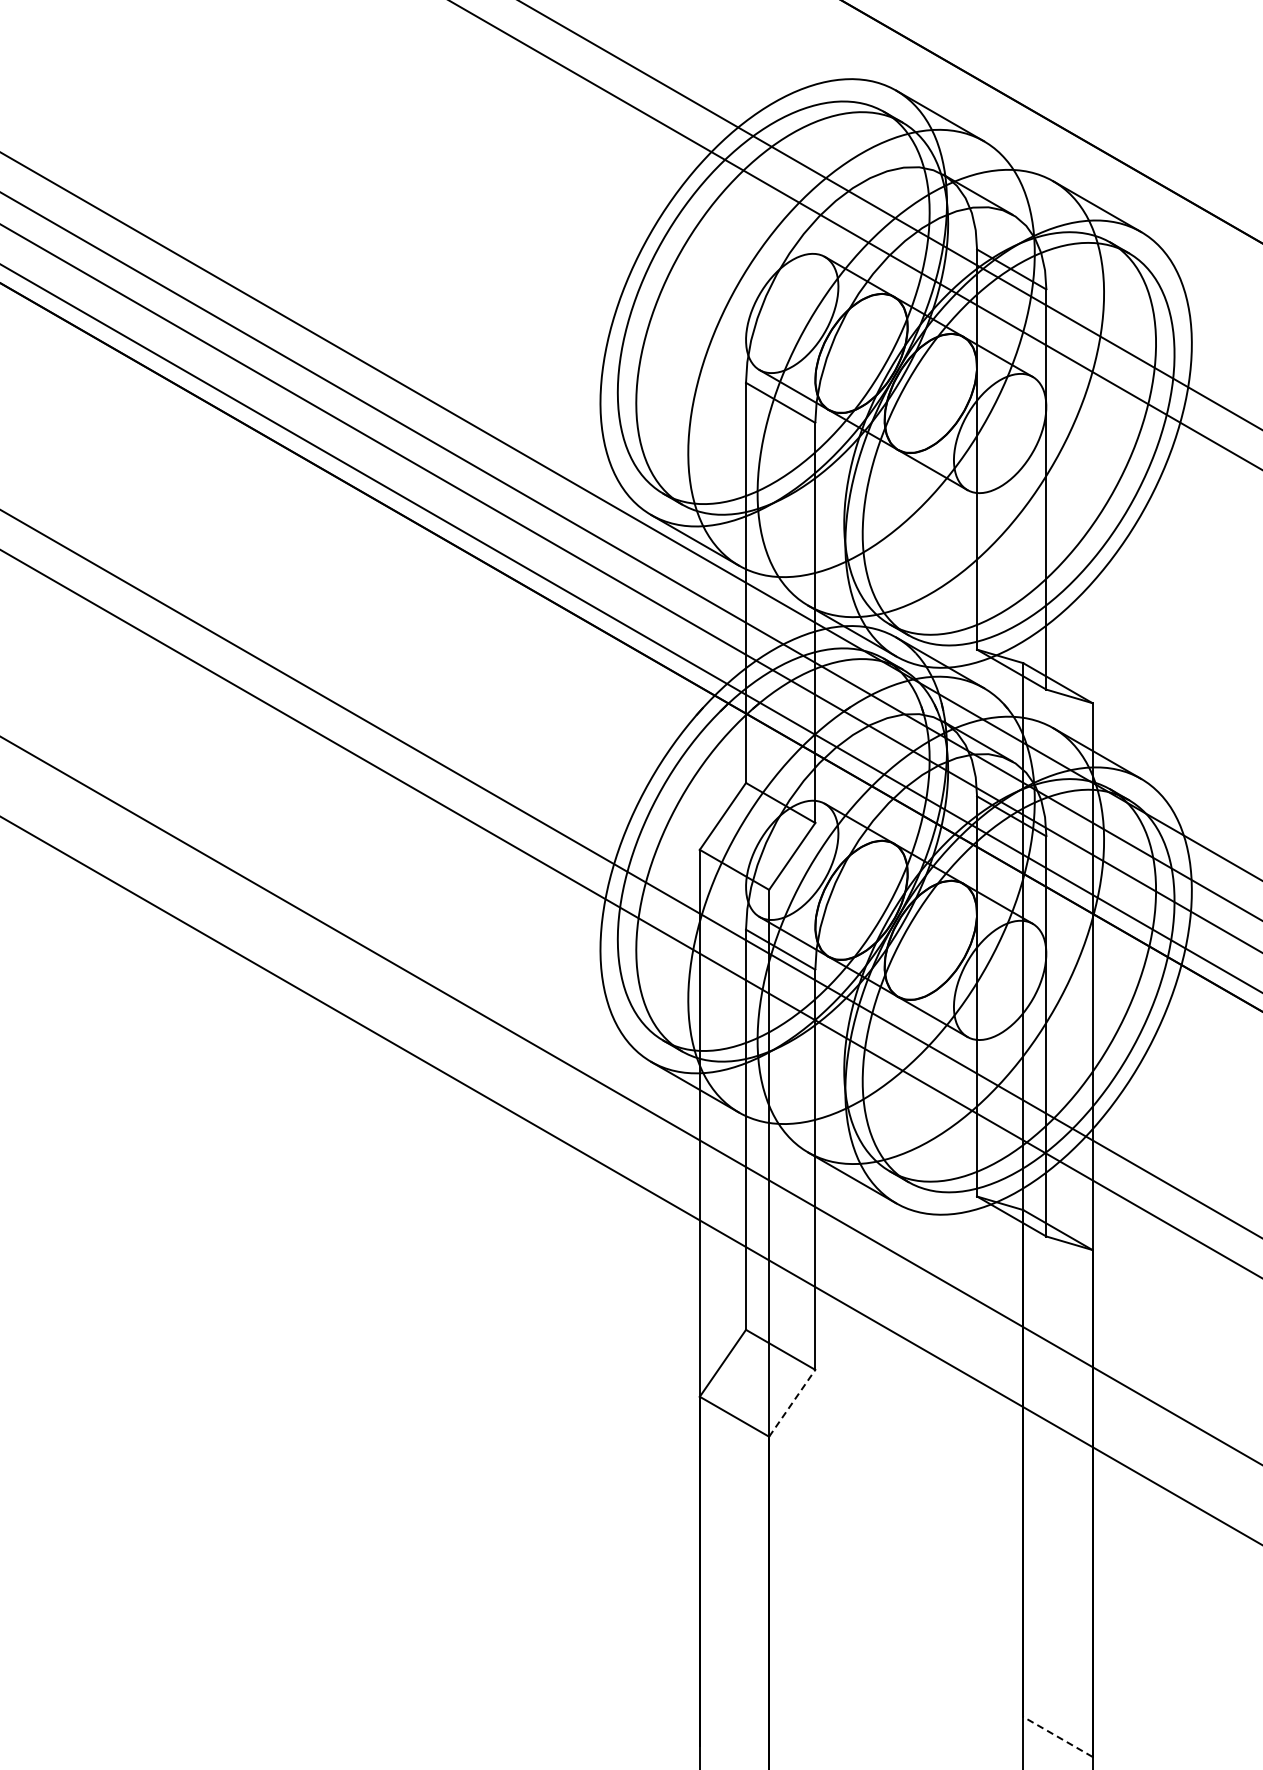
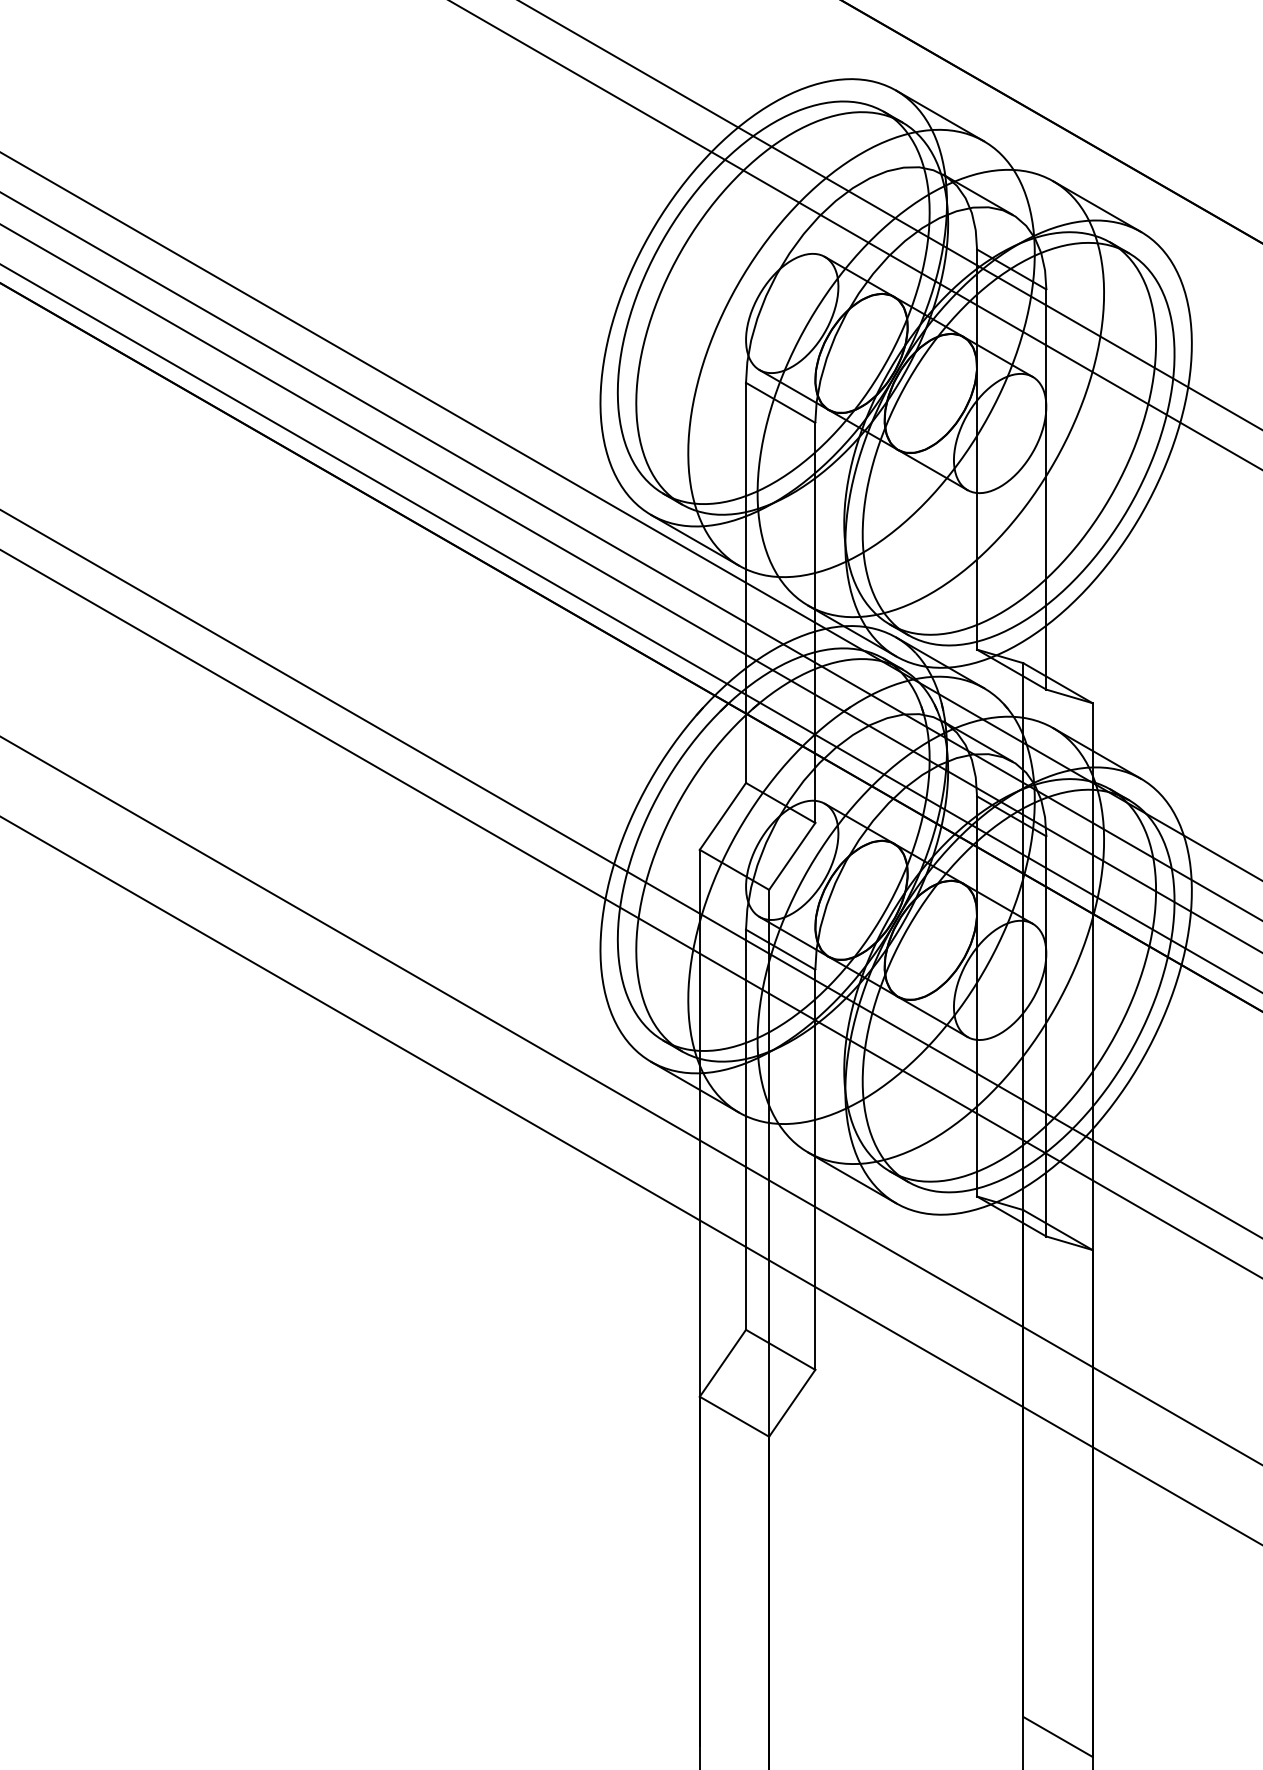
line: dashed -> solid (792, 1403)
line: dashed -> solid (1057, 1736)
